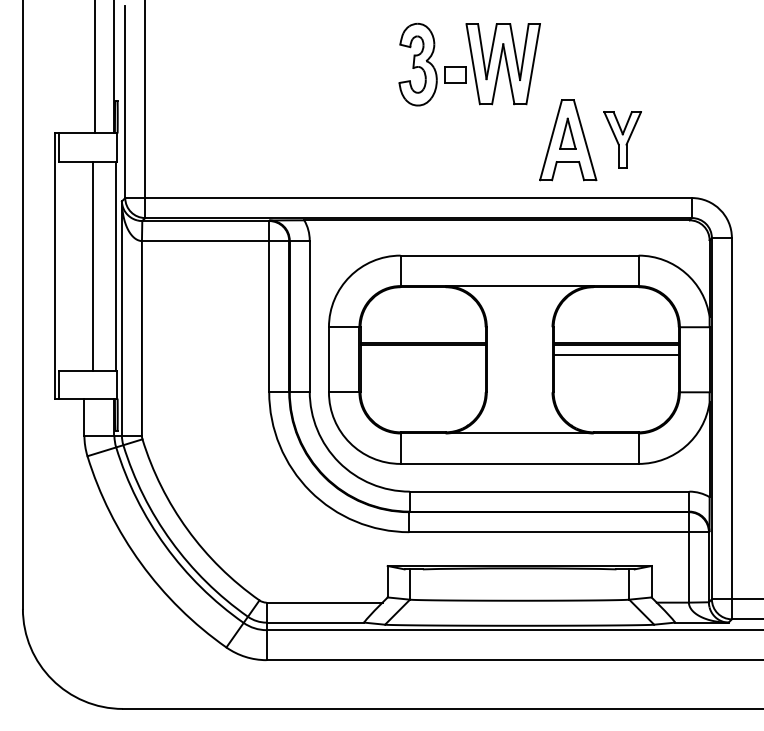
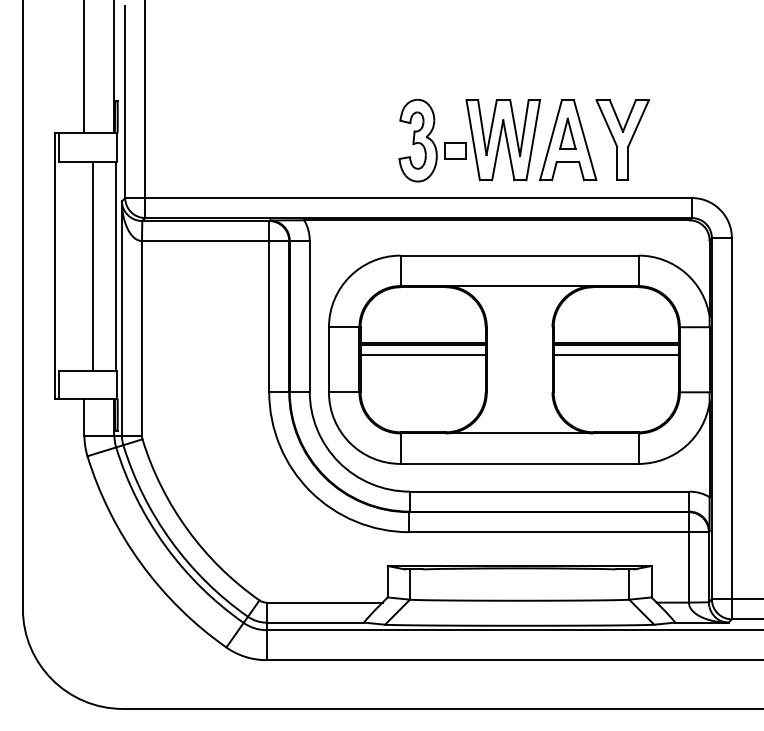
part position: (469, 64) -> (469, 140) (469, 140)
line position: (95, 67) -> (84, 67) (84, 67)
part size: 39x58 px -> 55x82 px (622, 139)
line: none -> present (422, 355)
